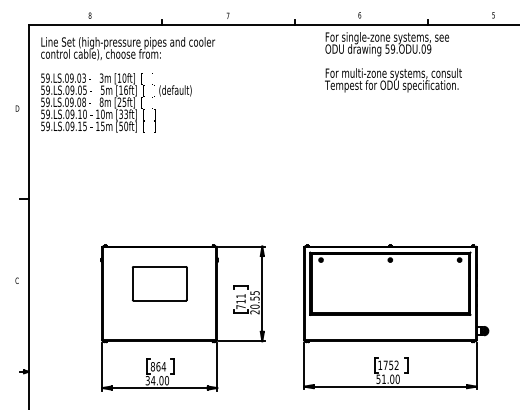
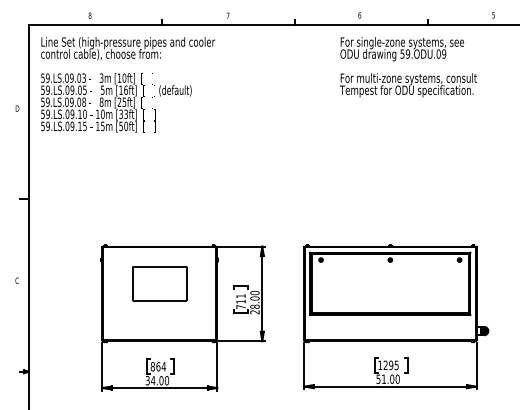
text position: (393, 62) -> (408, 67) (408, 67)
text: 20.55 -> 28.00 (254, 299)
text: 1752 -> 1295 (390, 365)
